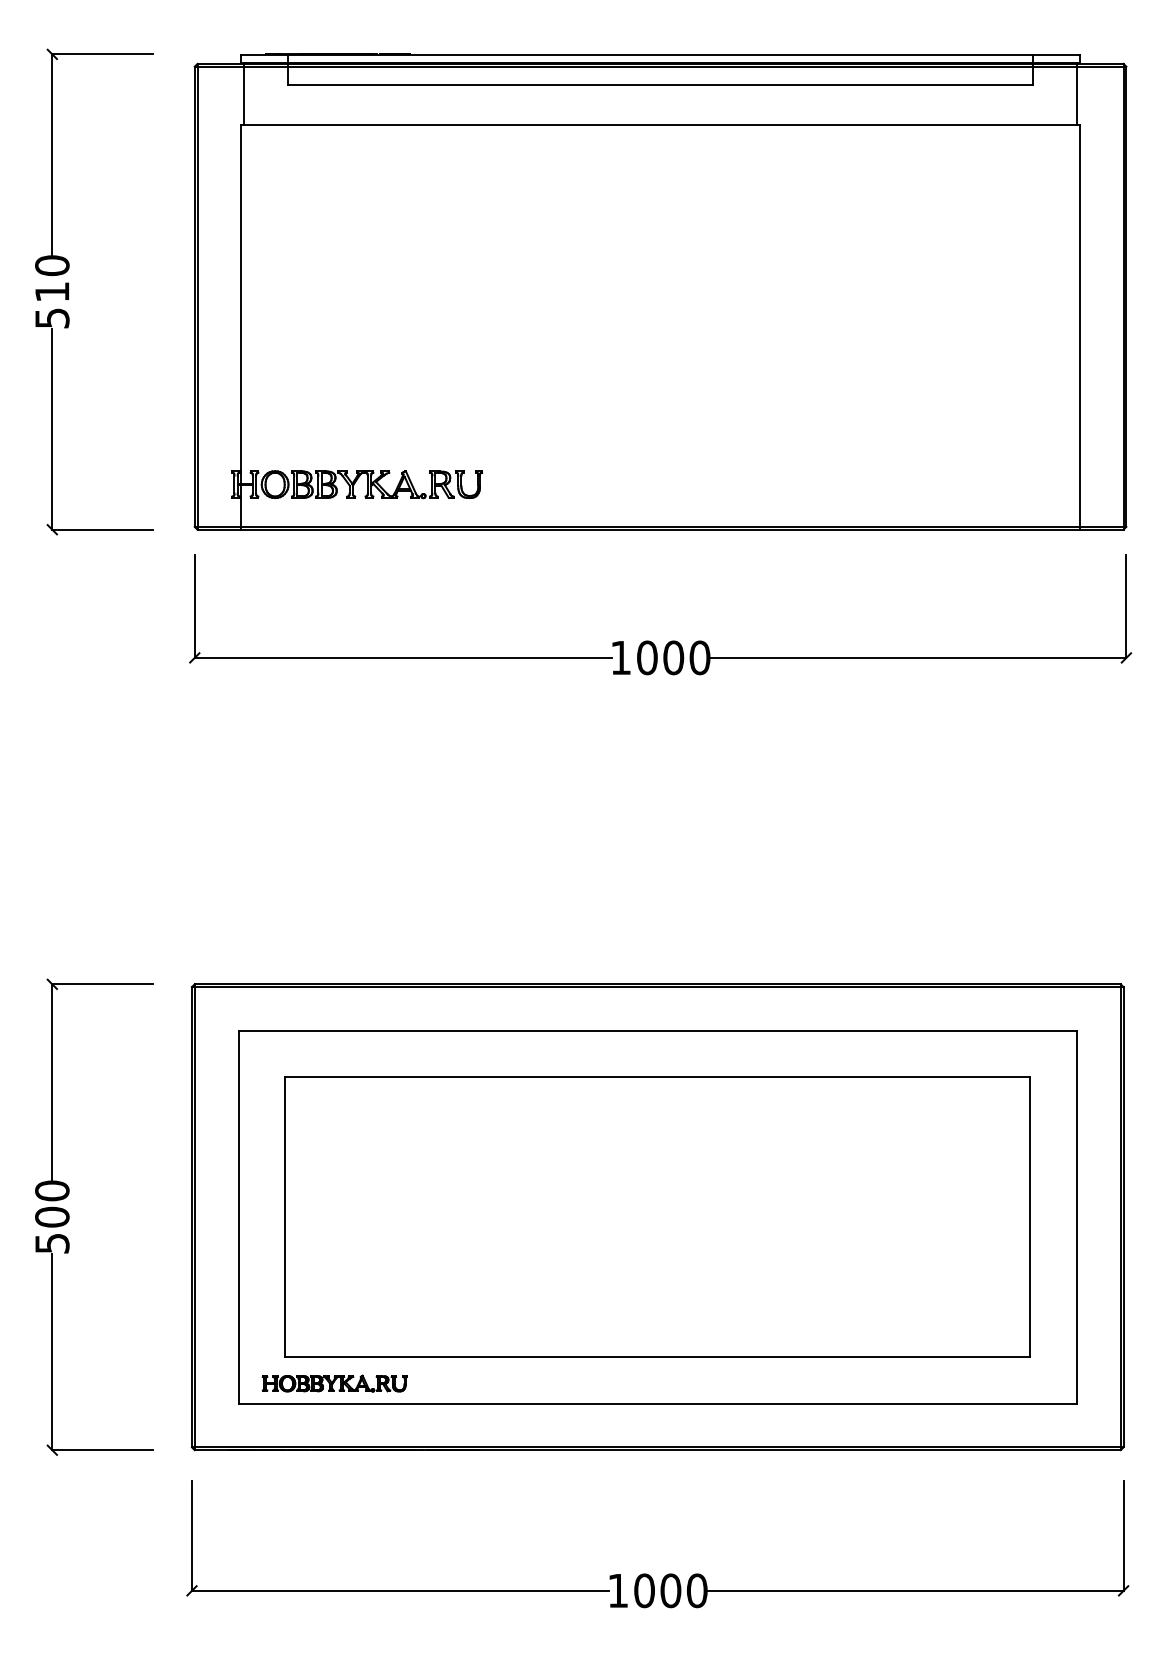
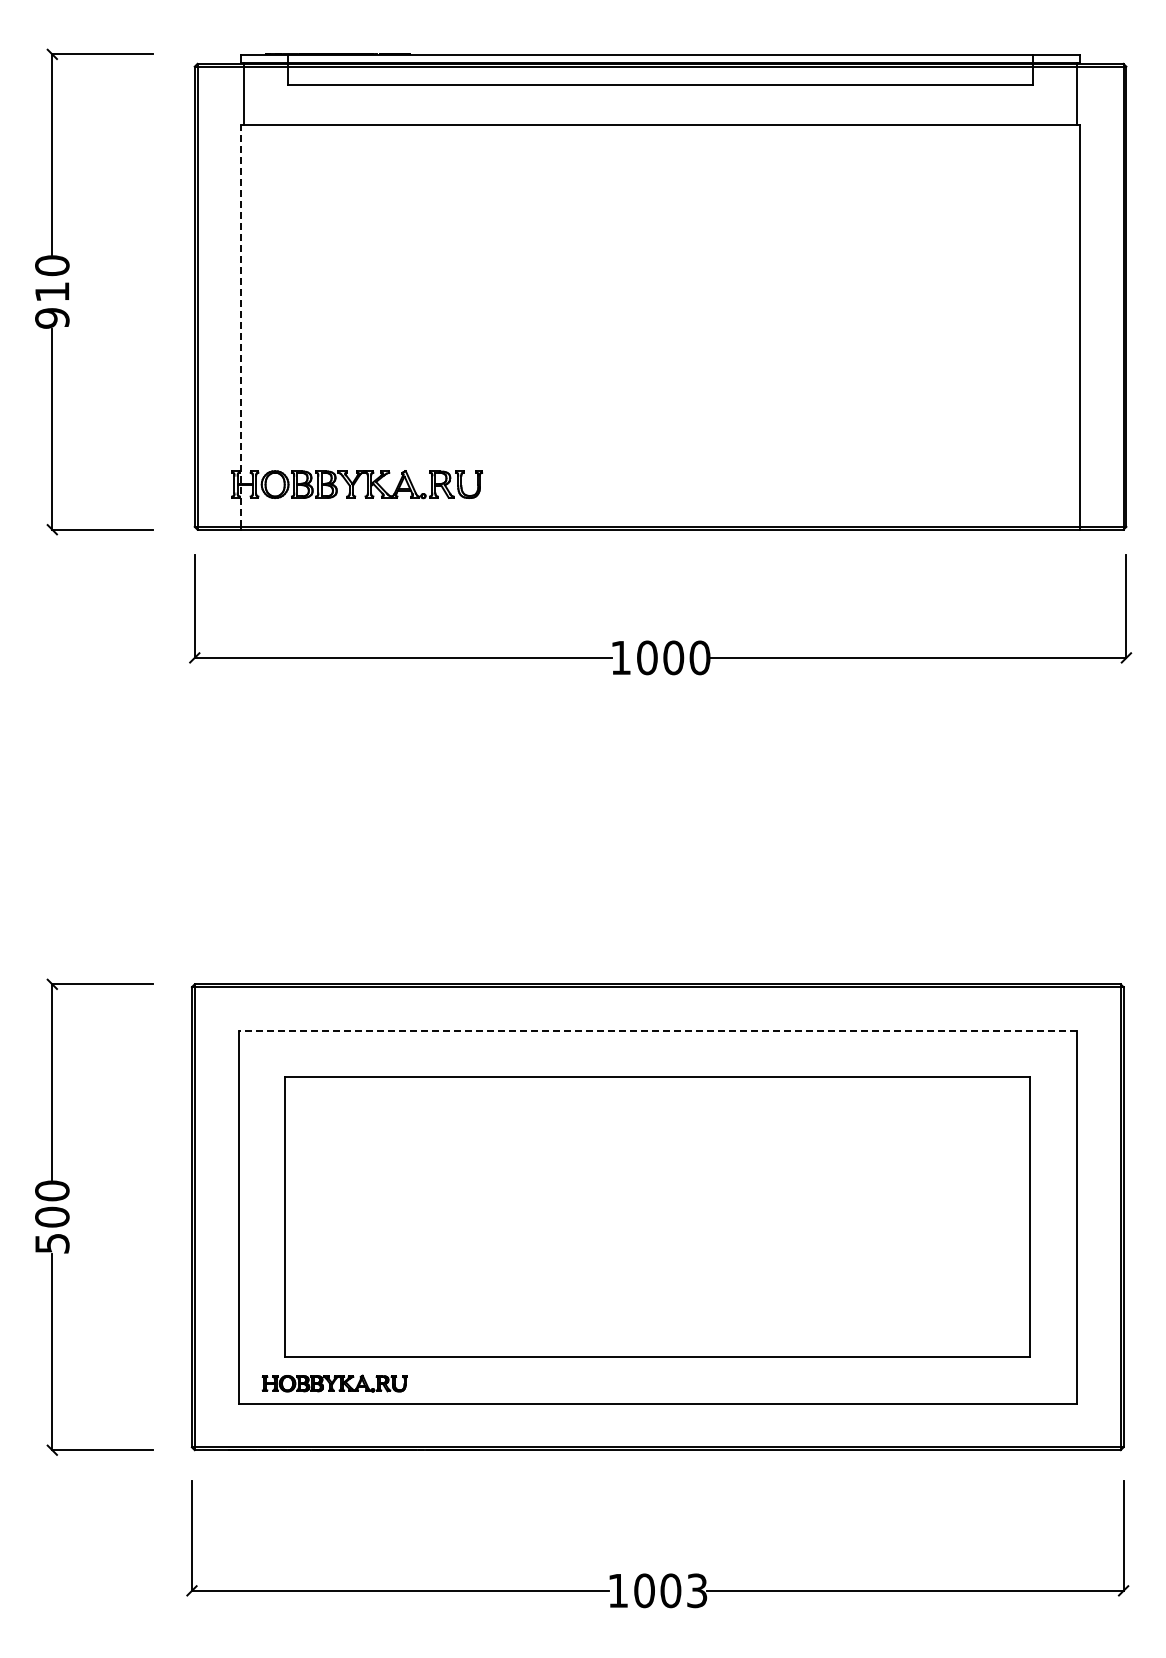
text: 510 -> 910 (52, 318)
line: solid -> dashed (241, 326)
line: solid -> dashed (657, 1030)
text: 1000 -> 1003 (696, 1590)
